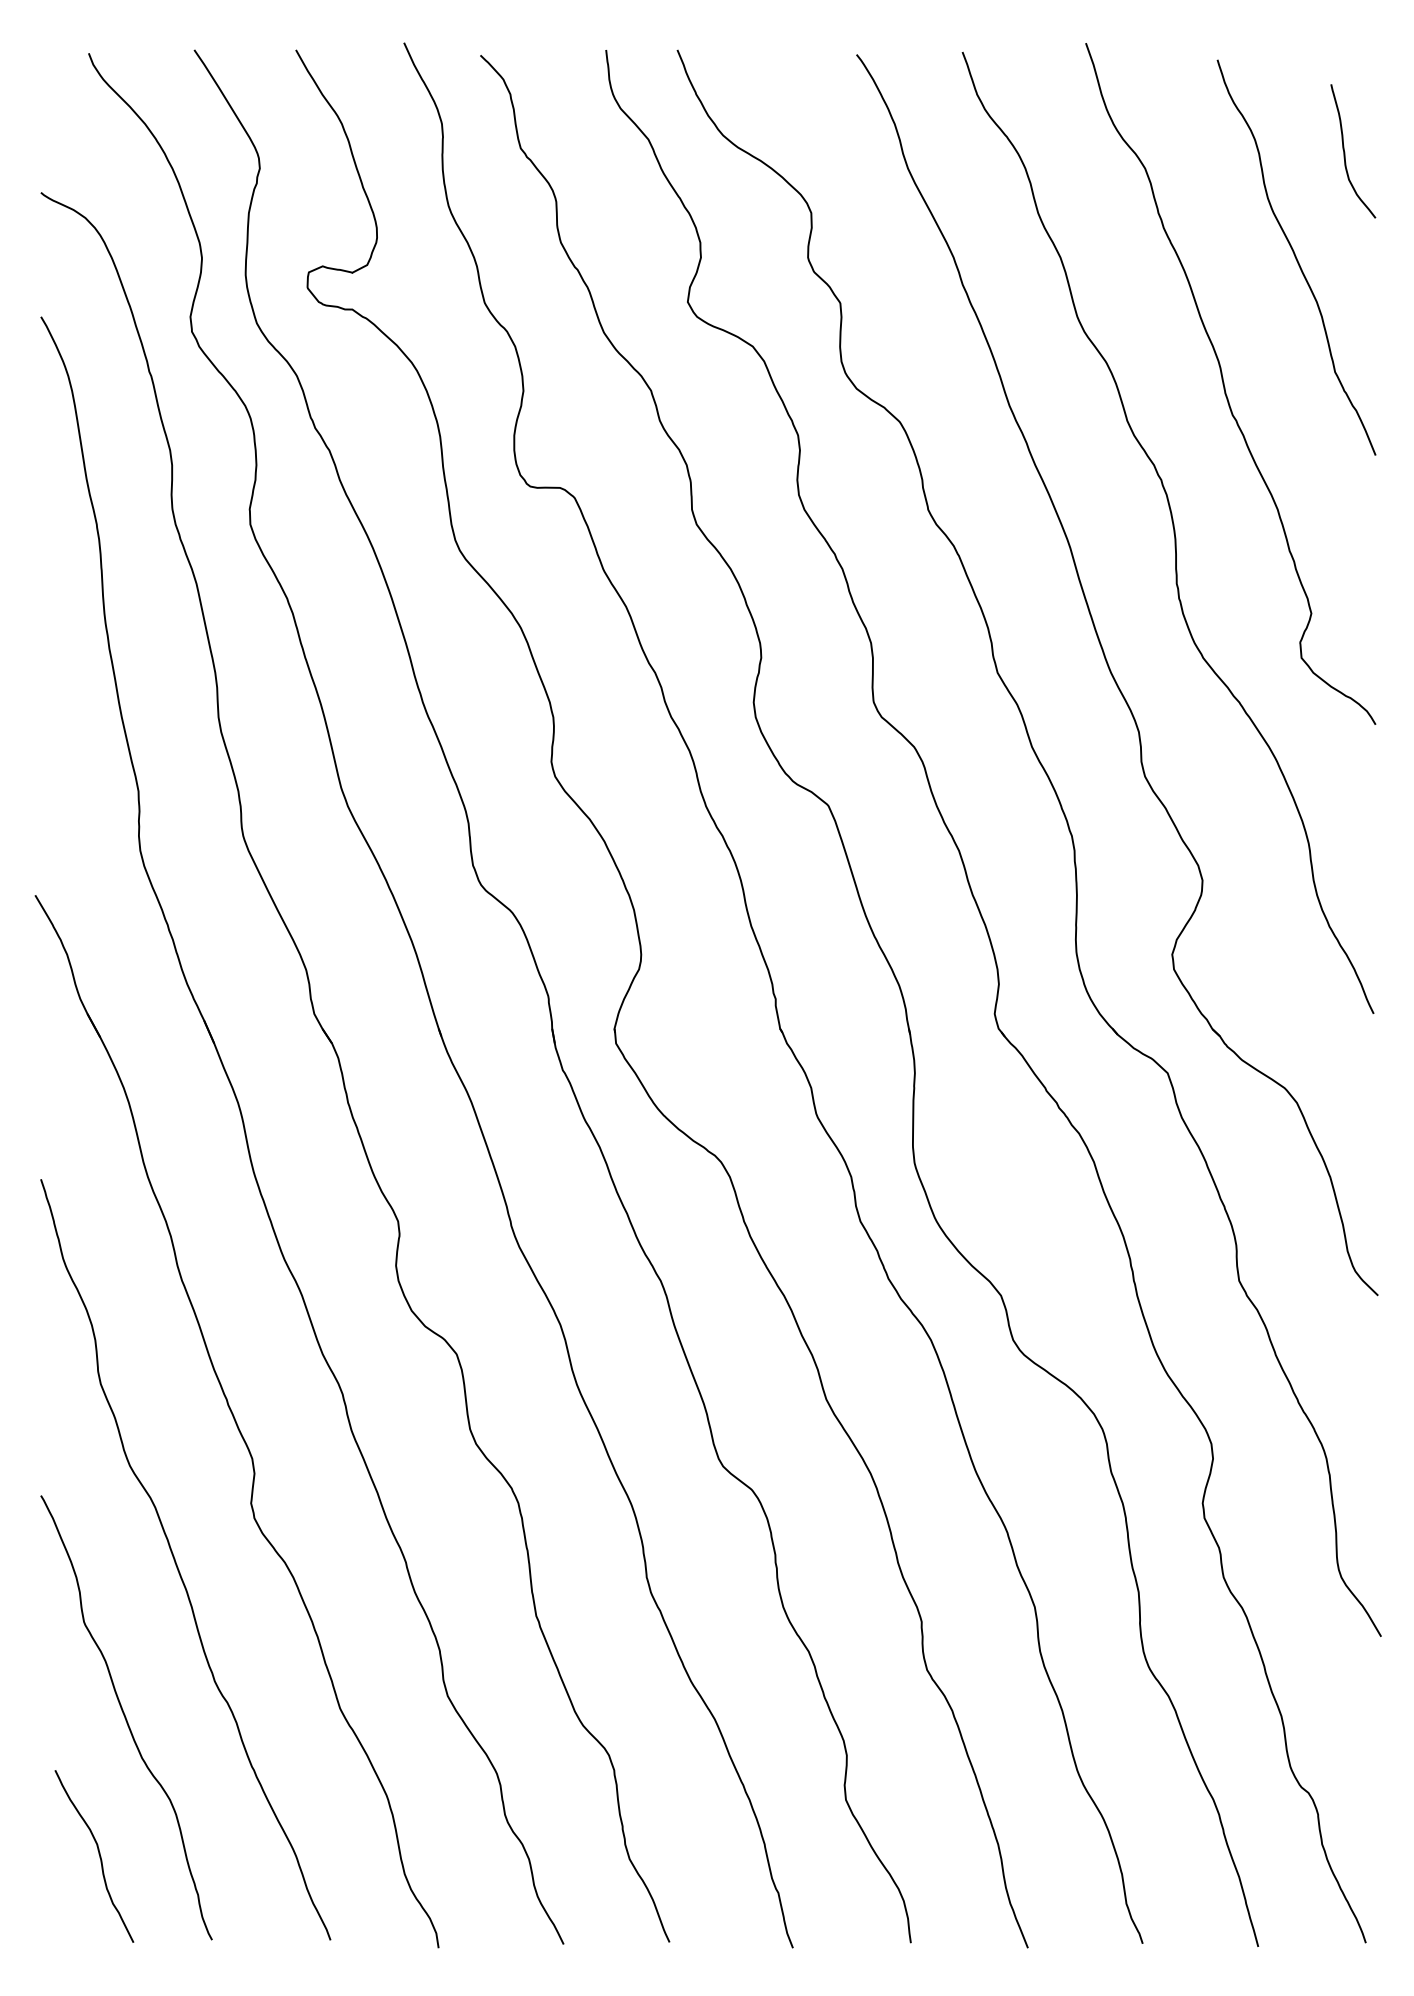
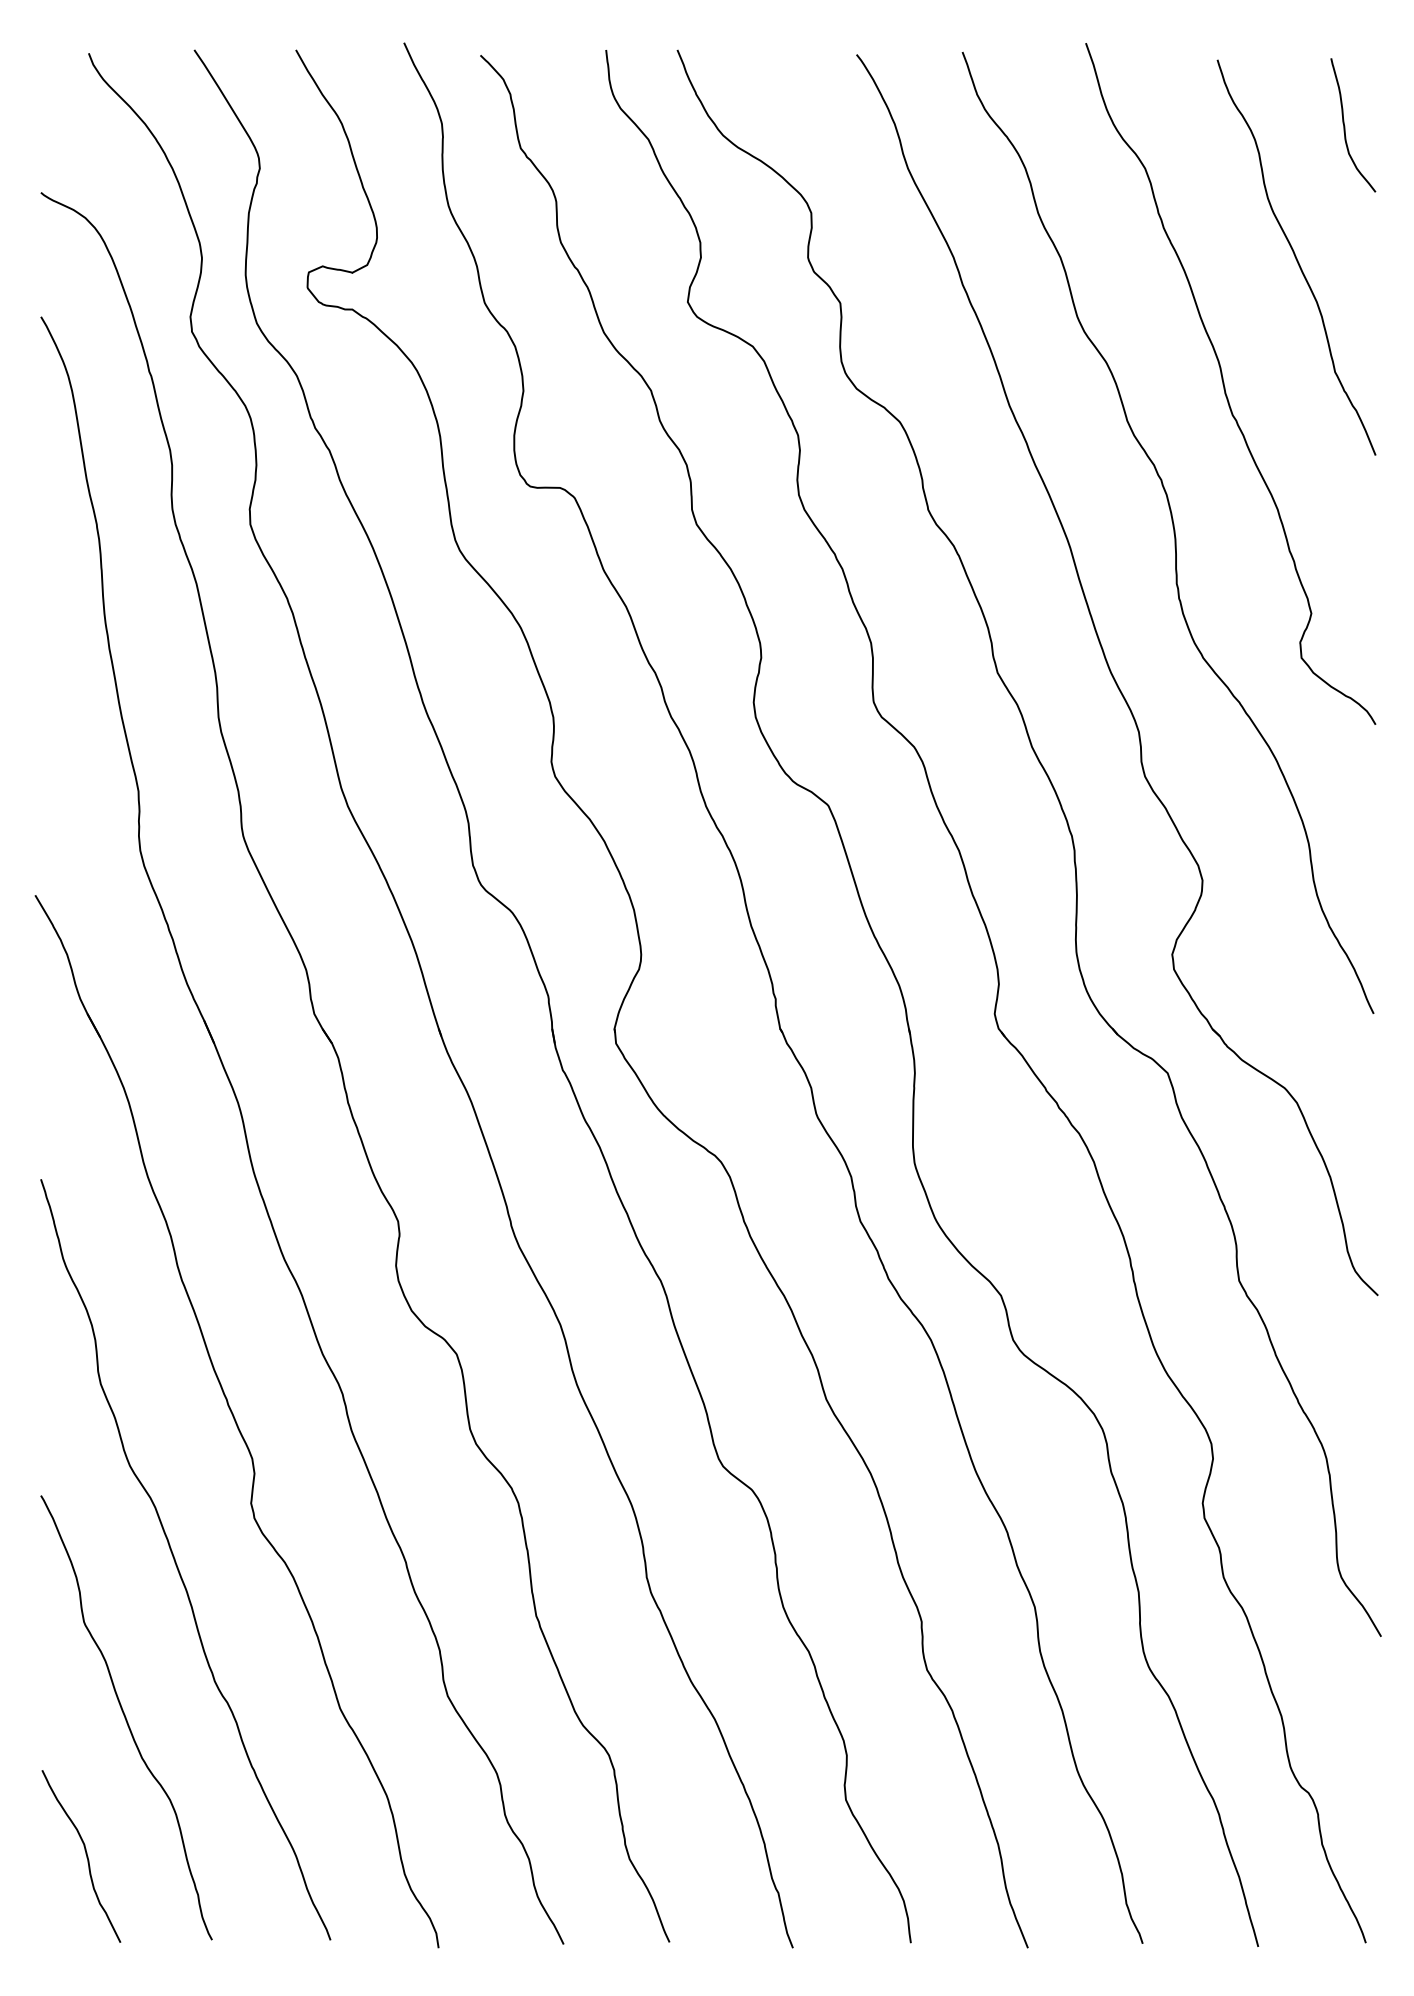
curve position: (1345, 152) -> (1345, 126) (1345, 126)
curve position: (98, 1854) -> (85, 1854) (85, 1854)
